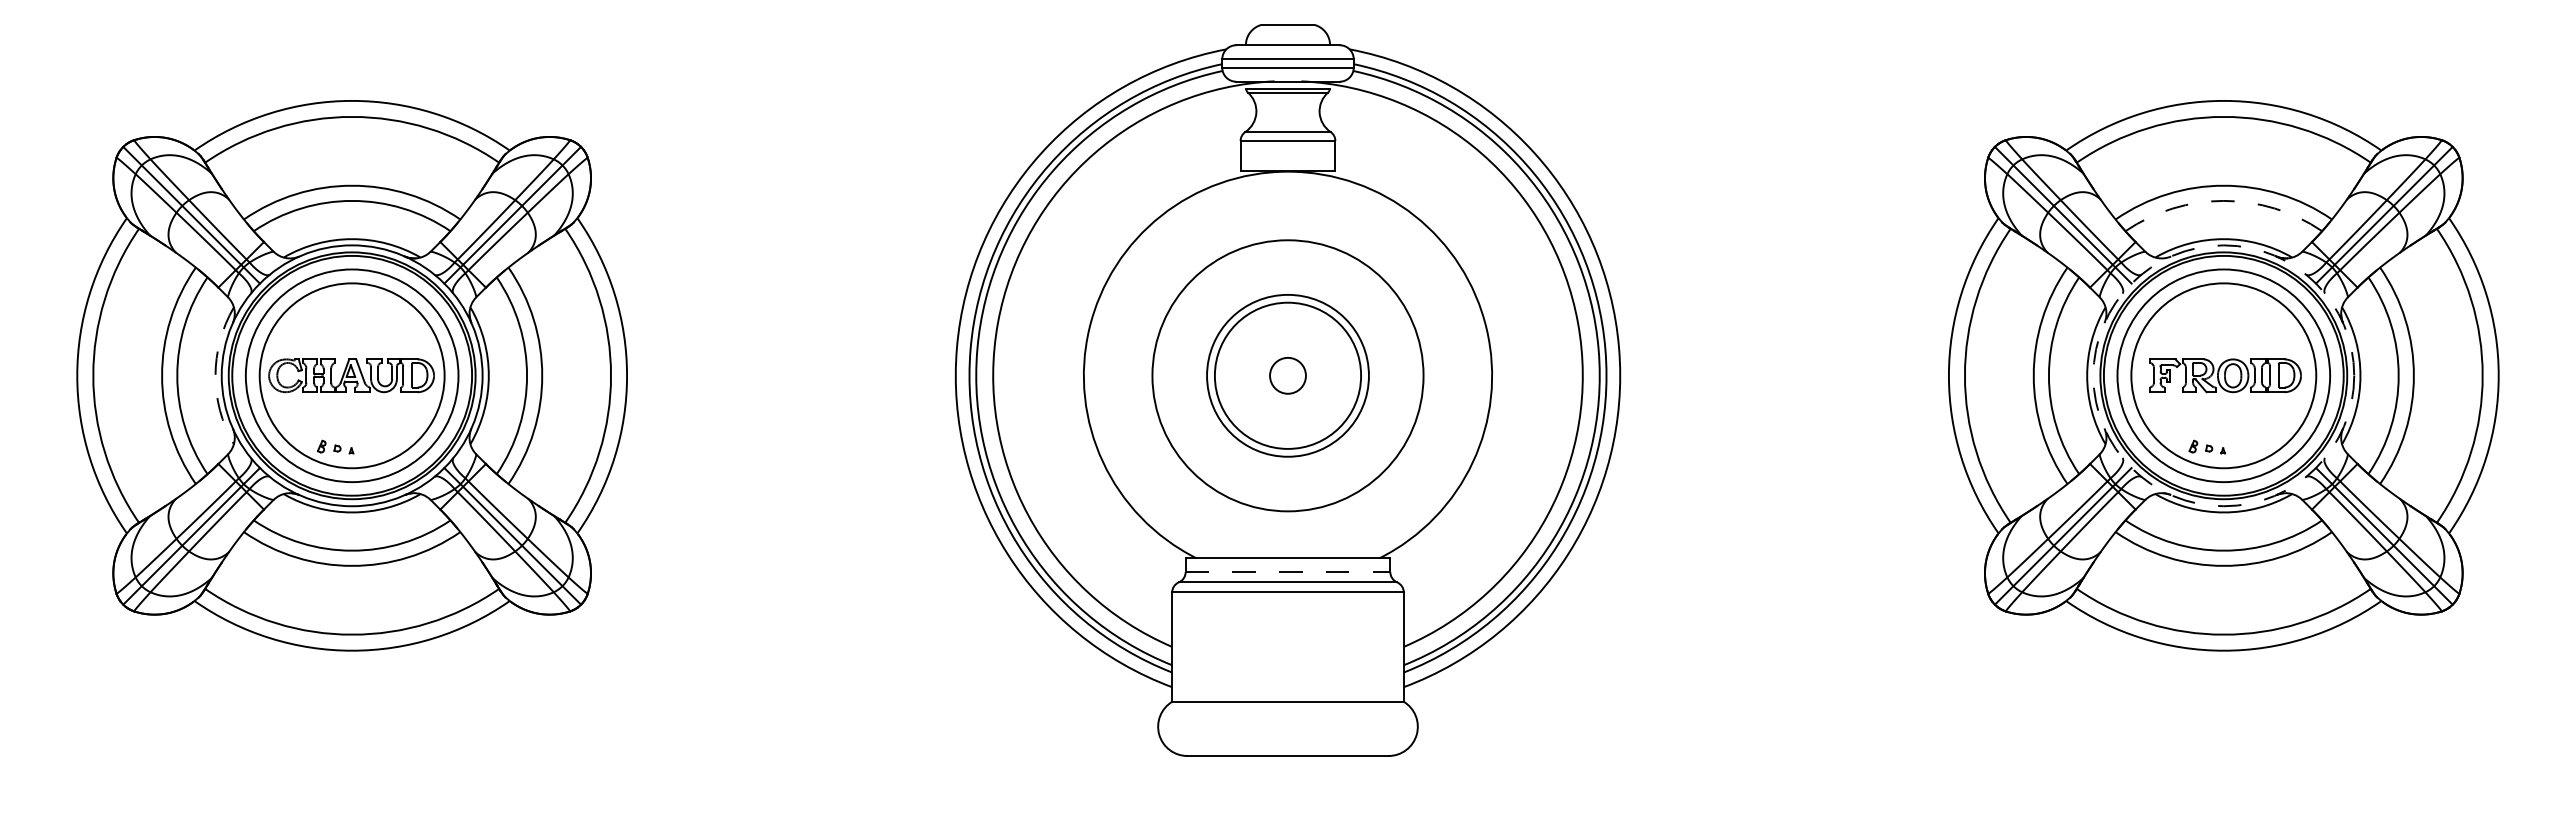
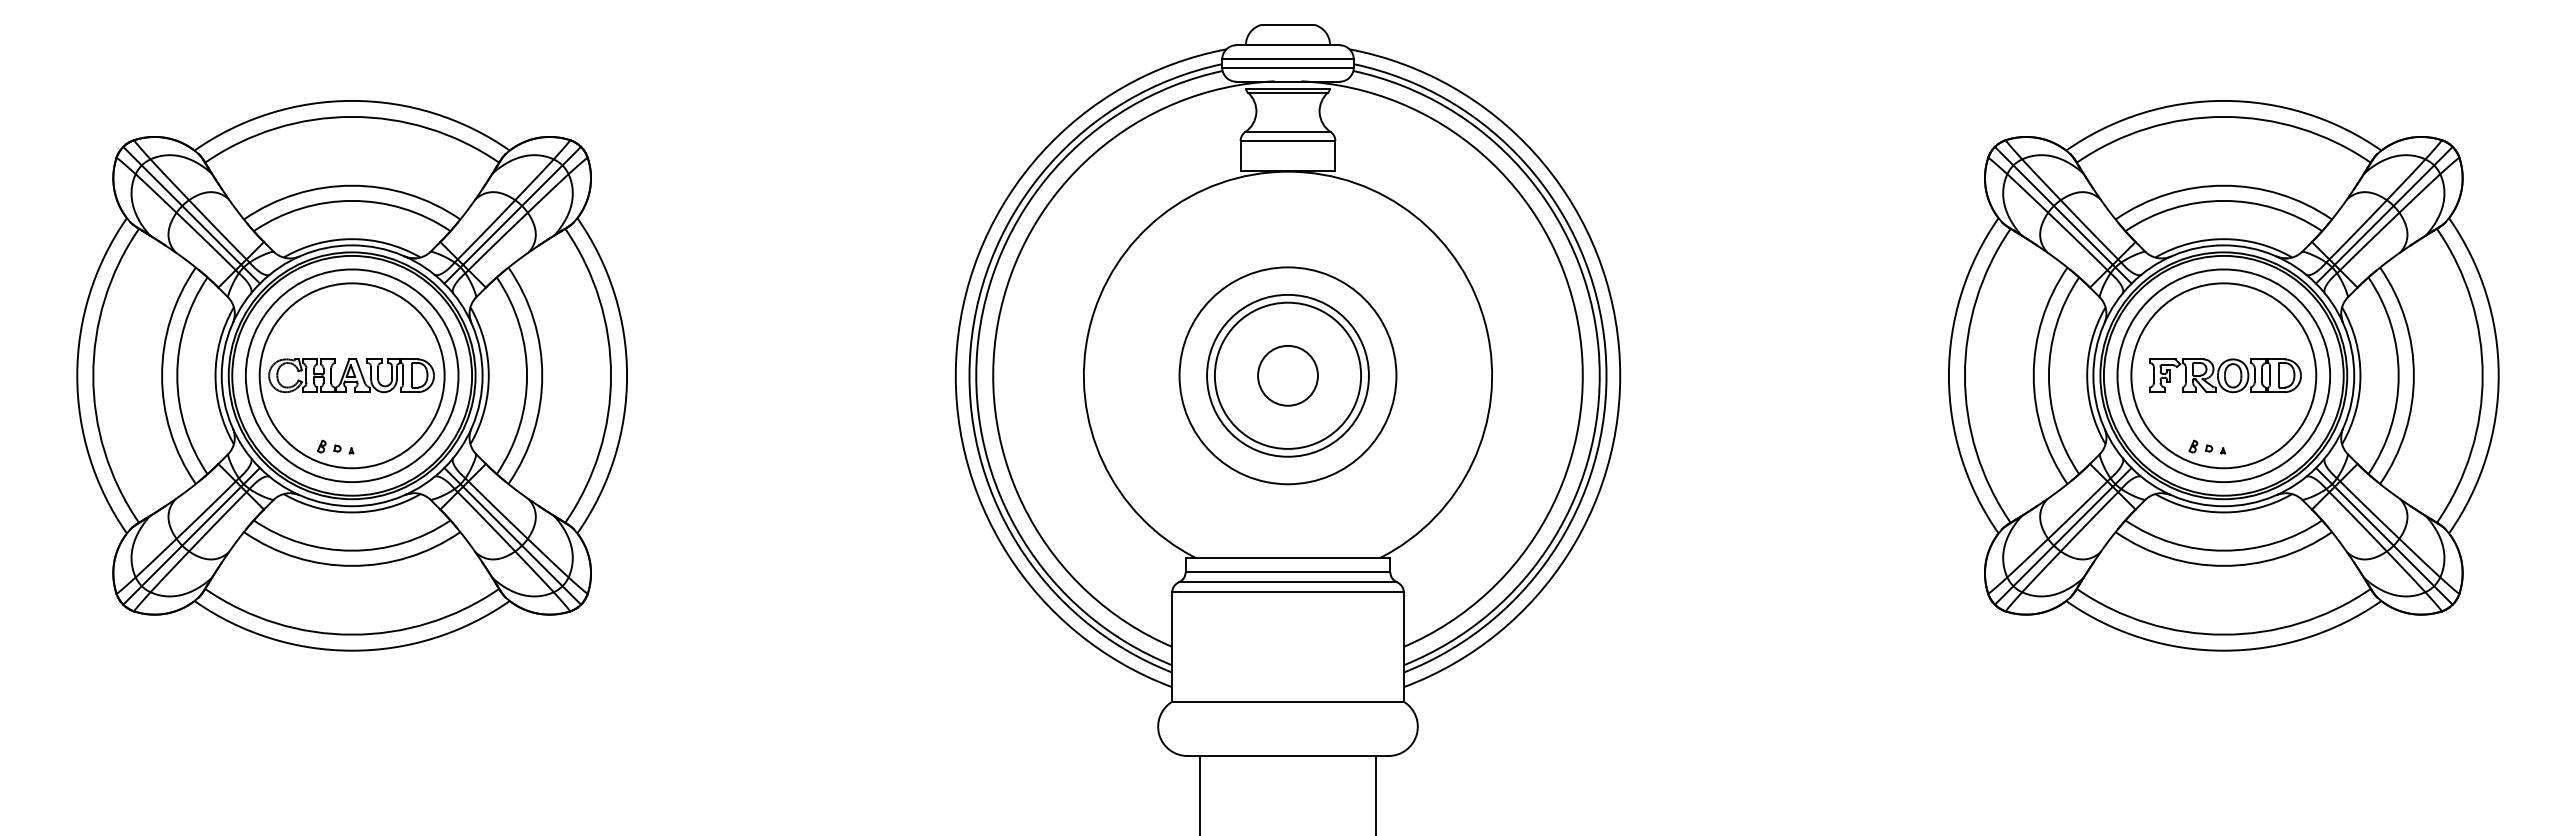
arc: dashed -> solid (2223, 200)
arc: dashed -> solid (215, 375)
circle diameter: 271 px -> 217 px (1287, 375)
circle diameter: 36 px -> 60 px (1287, 375)
circle: dashed -> solid (2223, 375)
line: dashed -> solid (1288, 572)
line: none -> present (1200, 794)
line: none -> present (1375, 794)
